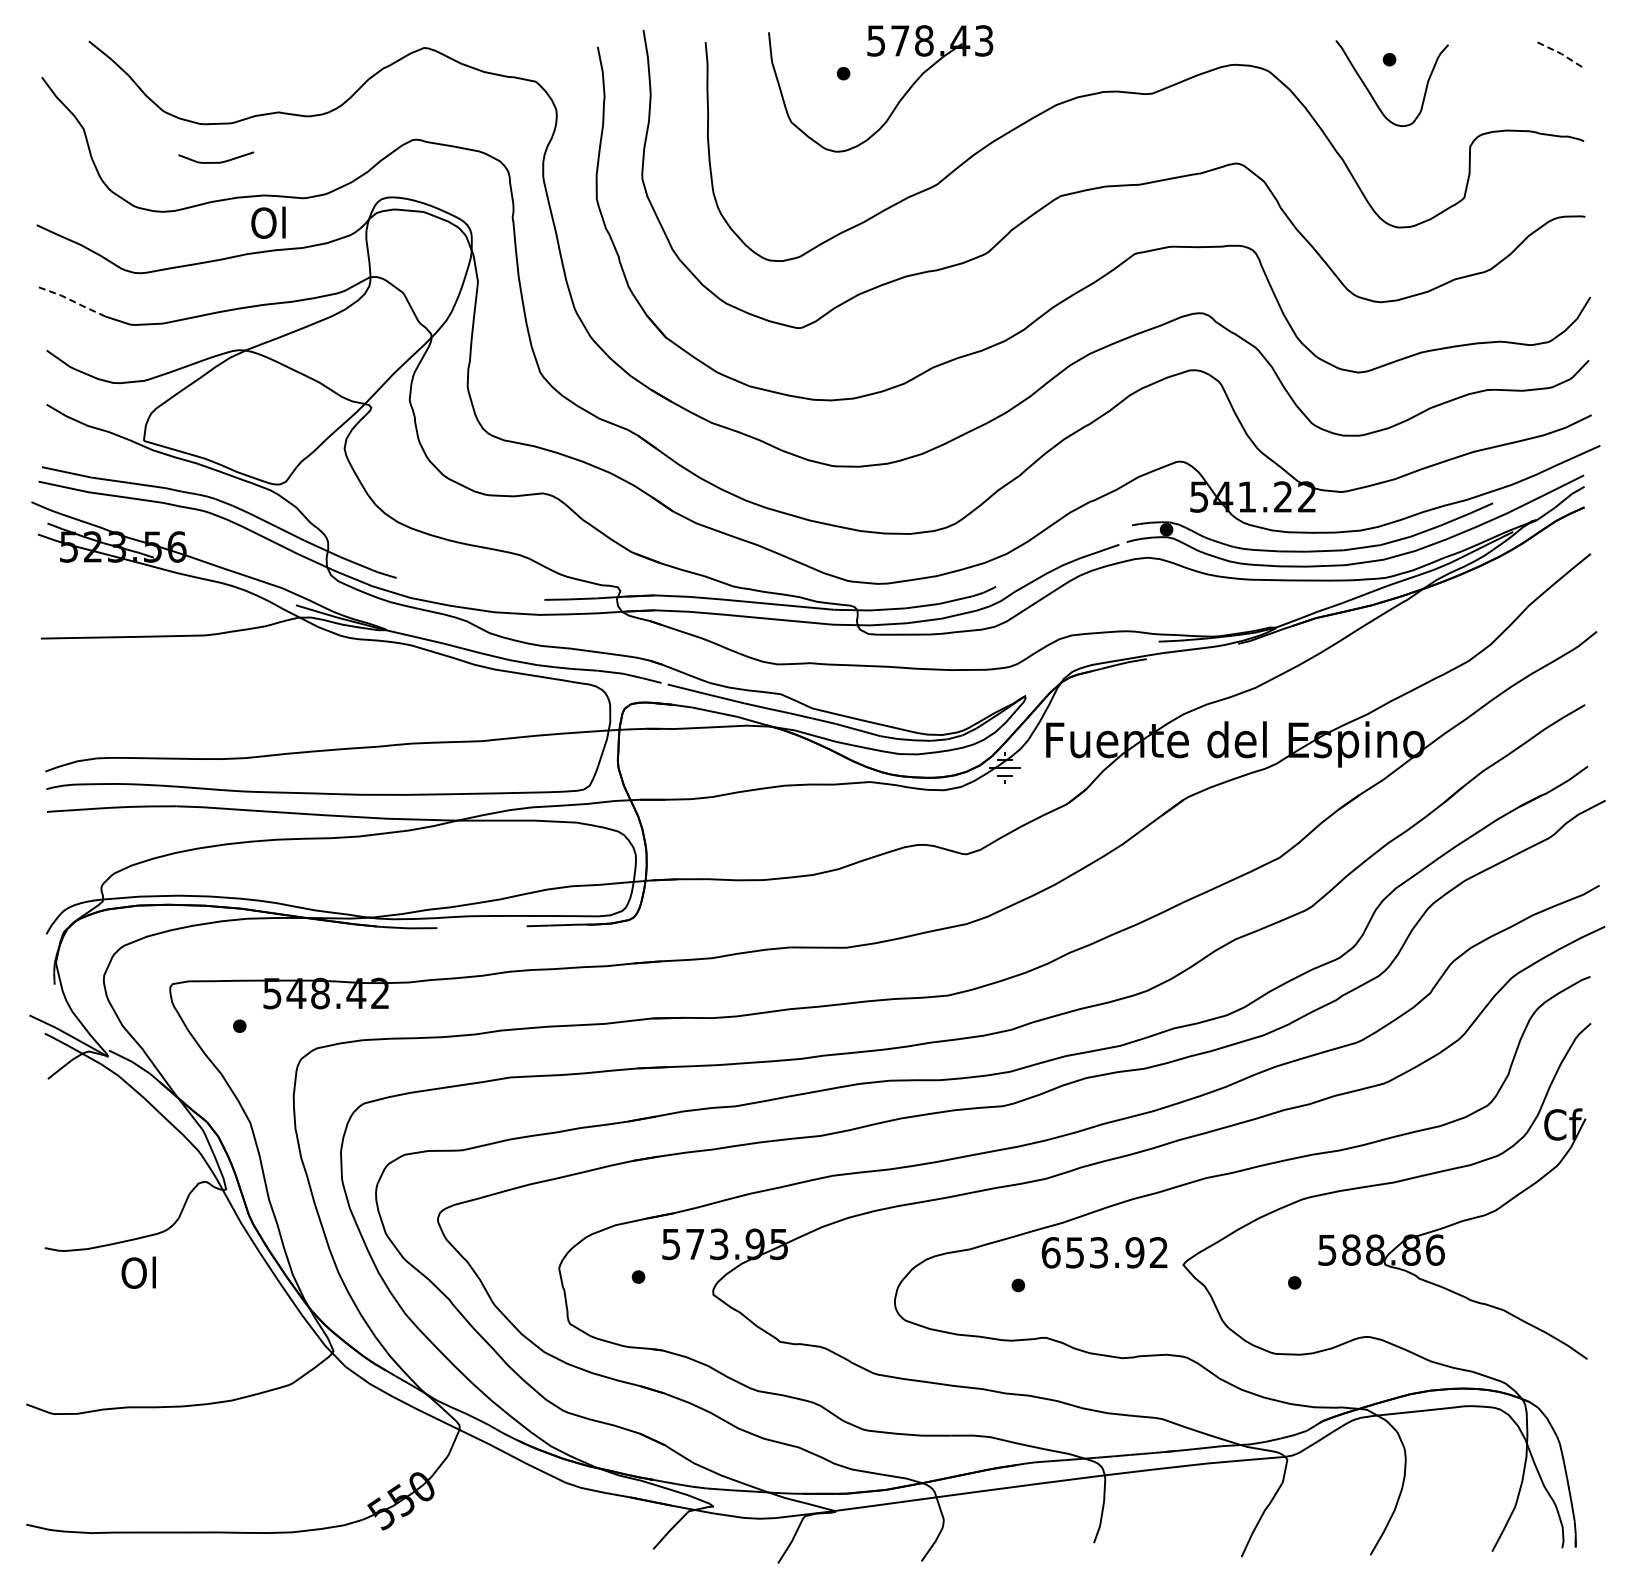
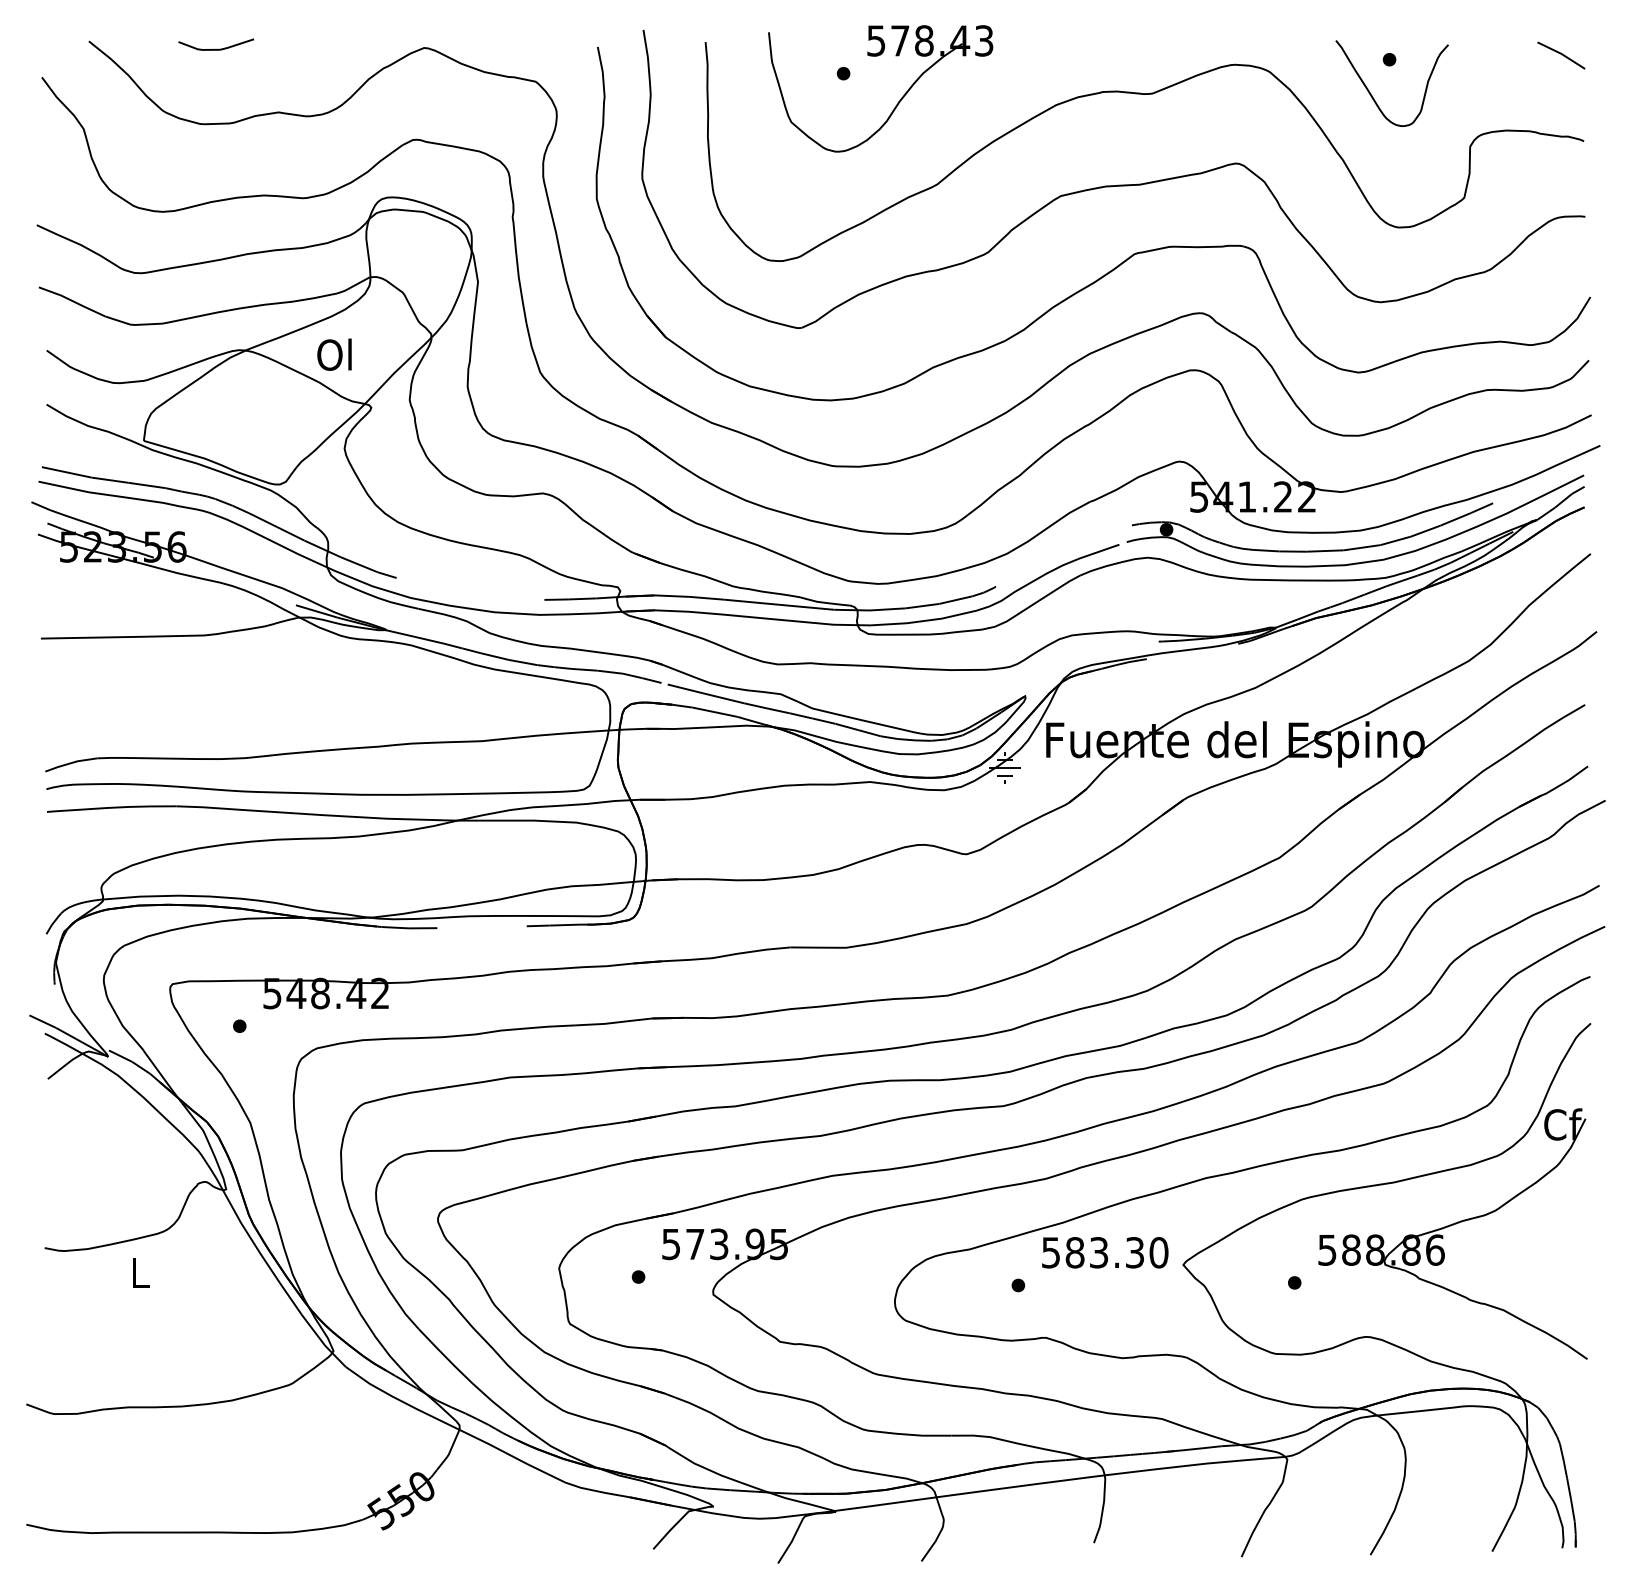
line: dashed -> solid (1562, 54)
curve position: (216, 161) -> (216, 48) (216, 48)
text position: (268, 222) -> (334, 354) (334, 354)
line: dashed -> solid (72, 301)
text: 653.92 -> 583.30 (1104, 1252)
text: Ol -> L (138, 1272)
